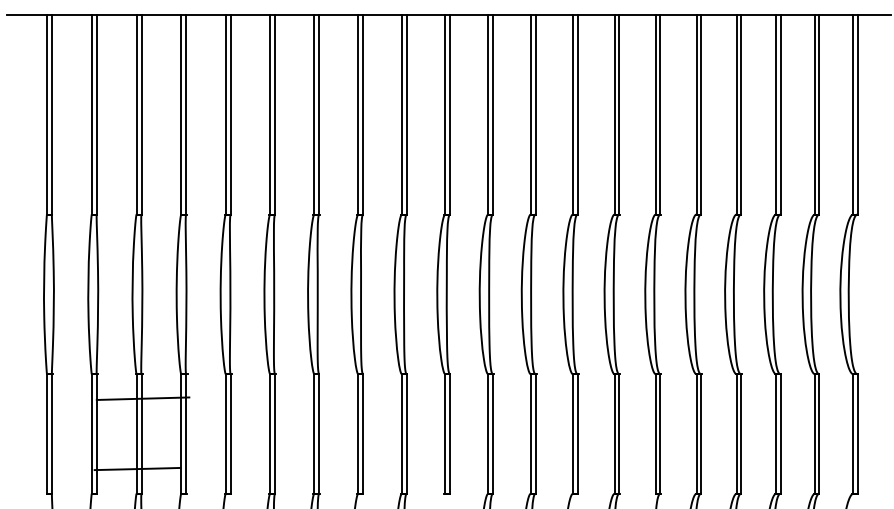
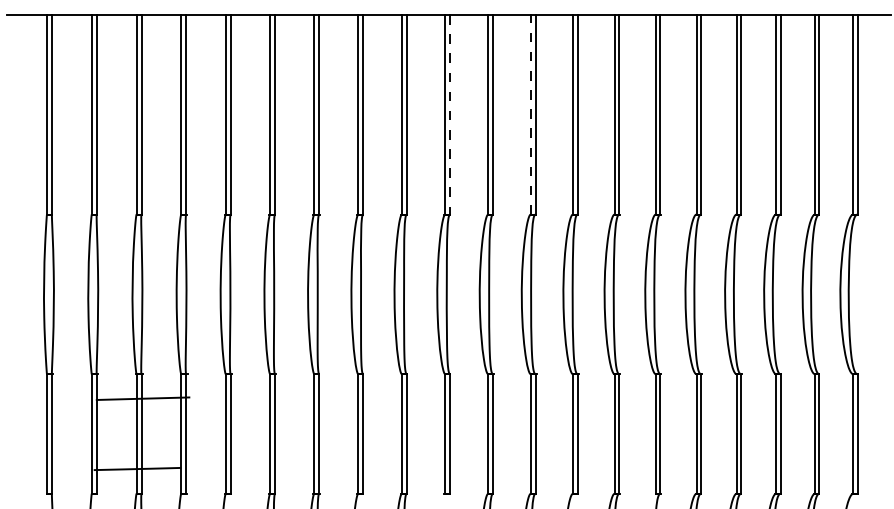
line: solid -> dashed (450, 114)
line: solid -> dashed (530, 114)
